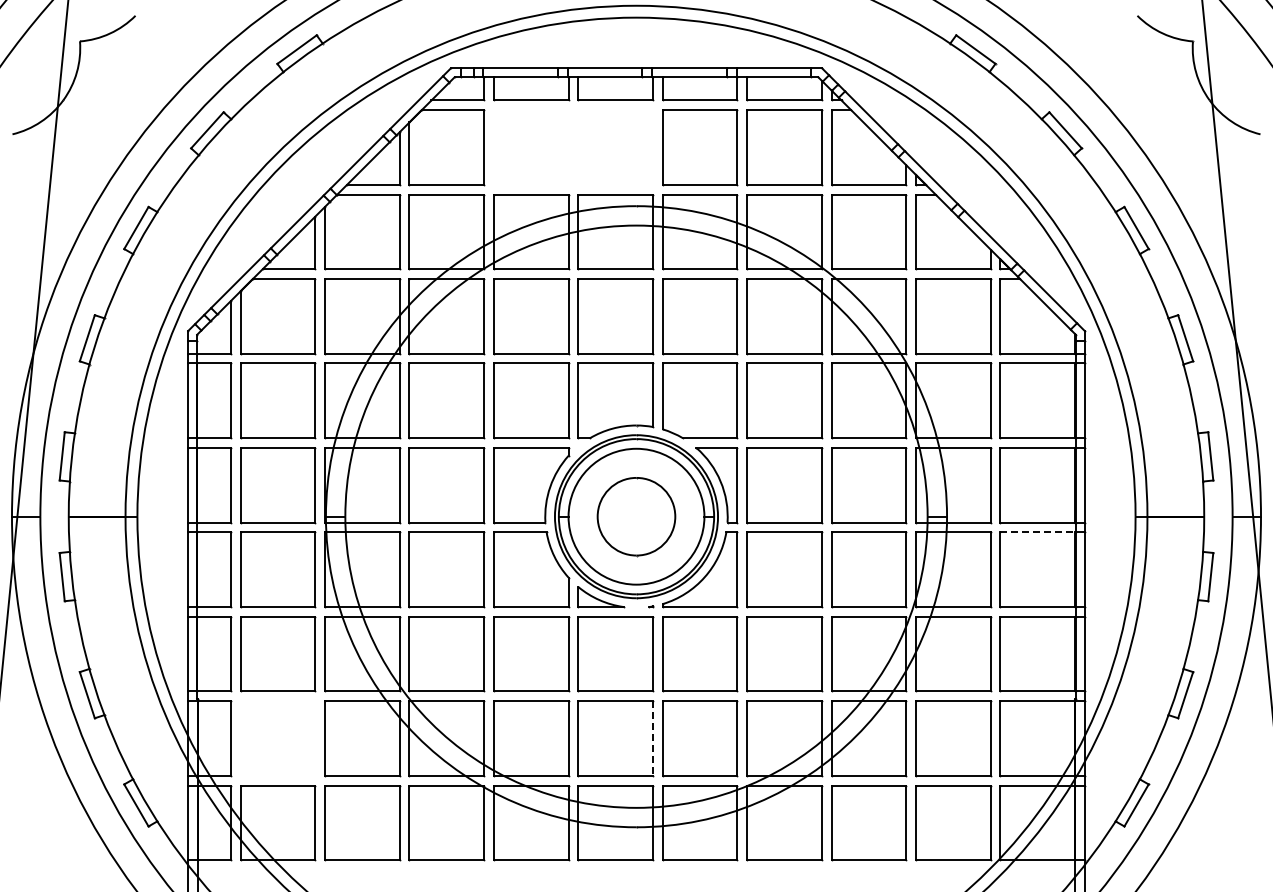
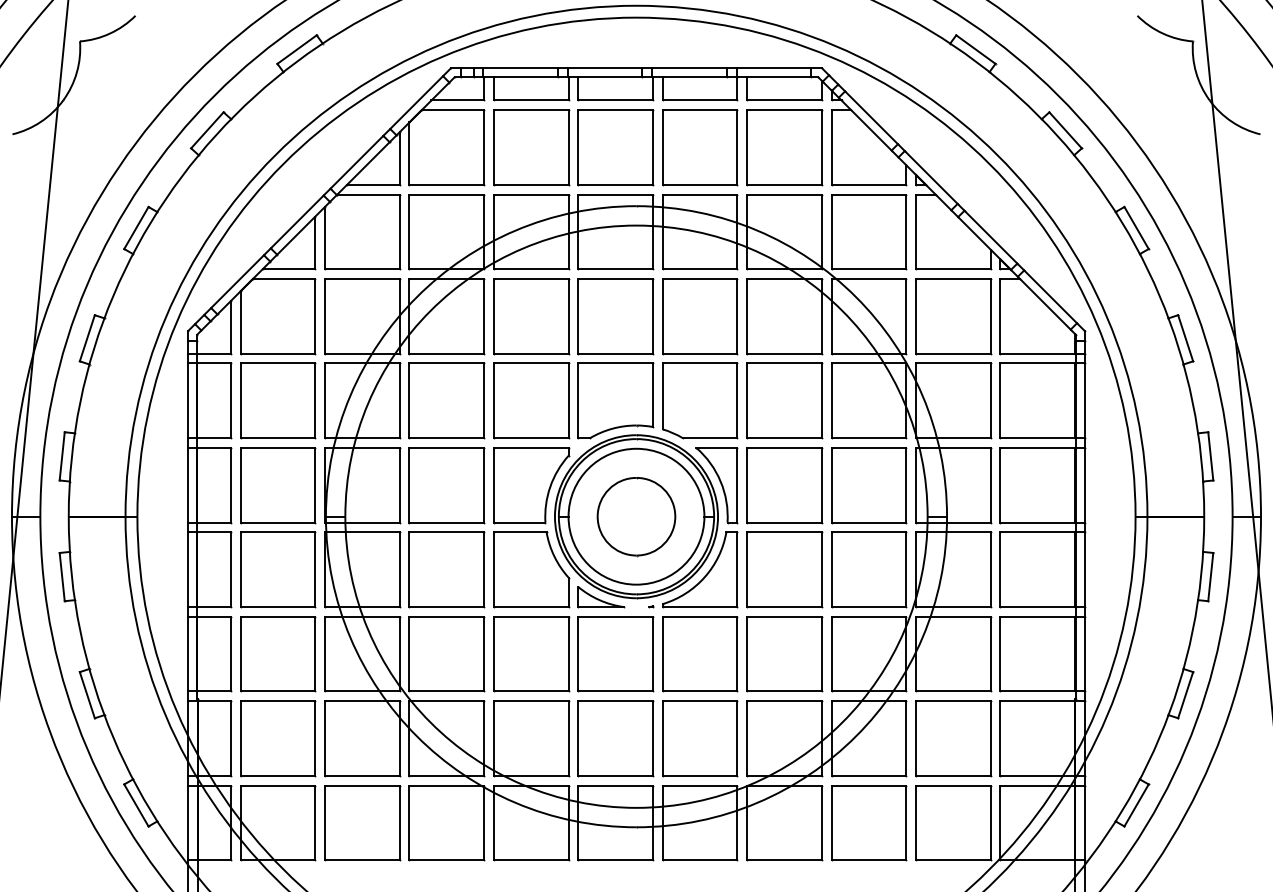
part: none -> present (573, 147)
line: dashed -> solid (1038, 532)
part: none -> present (278, 738)
line: dashed -> solid (652, 739)
